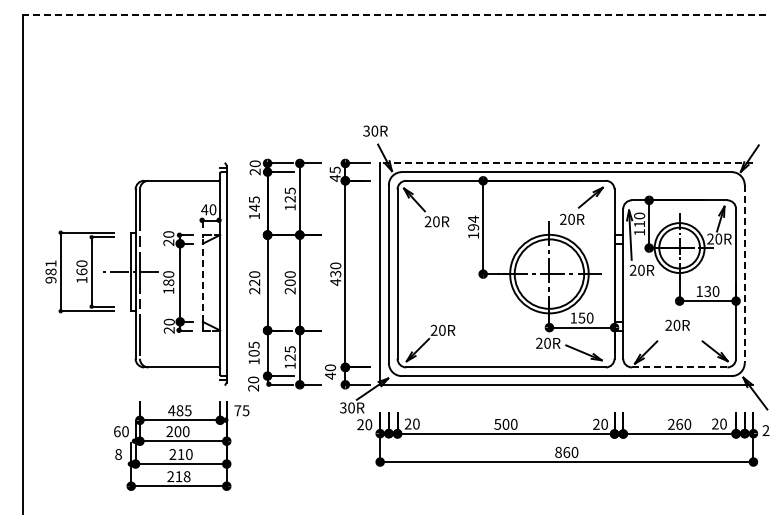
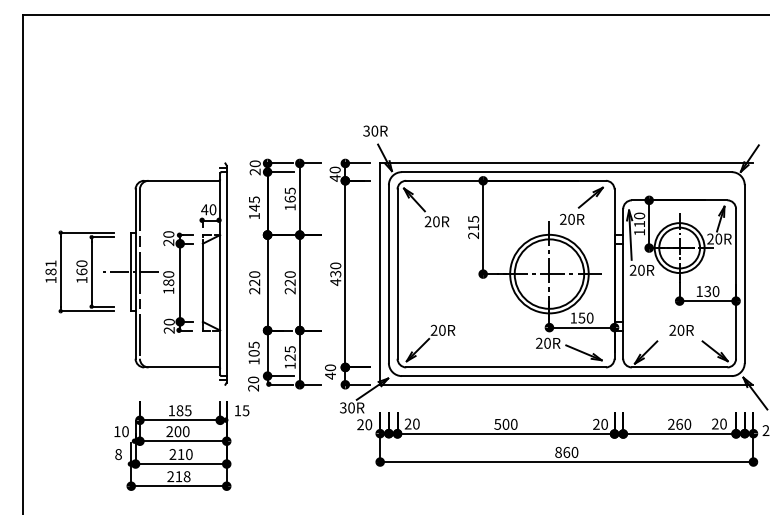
line: dashed -> solid (396, 15)
line: dashed -> solid (566, 163)
text: 45 -> 40 (334, 169)
text: 125 -> 165 (289, 198)
text: 194 -> 215 (473, 227)
line: dashed -> solid (744, 274)
text: 981 -> 181 (50, 279)
line: dashed -> solid (202, 282)
text: 200 -> 220 (290, 282)
text position: (677, 324) -> (681, 329) (681, 329)
line: dashed -> solid (679, 367)
text: 485 -> 185 (171, 410)
text: 75 -> 15 (237, 410)
text: 60 -> 10 (117, 431)
